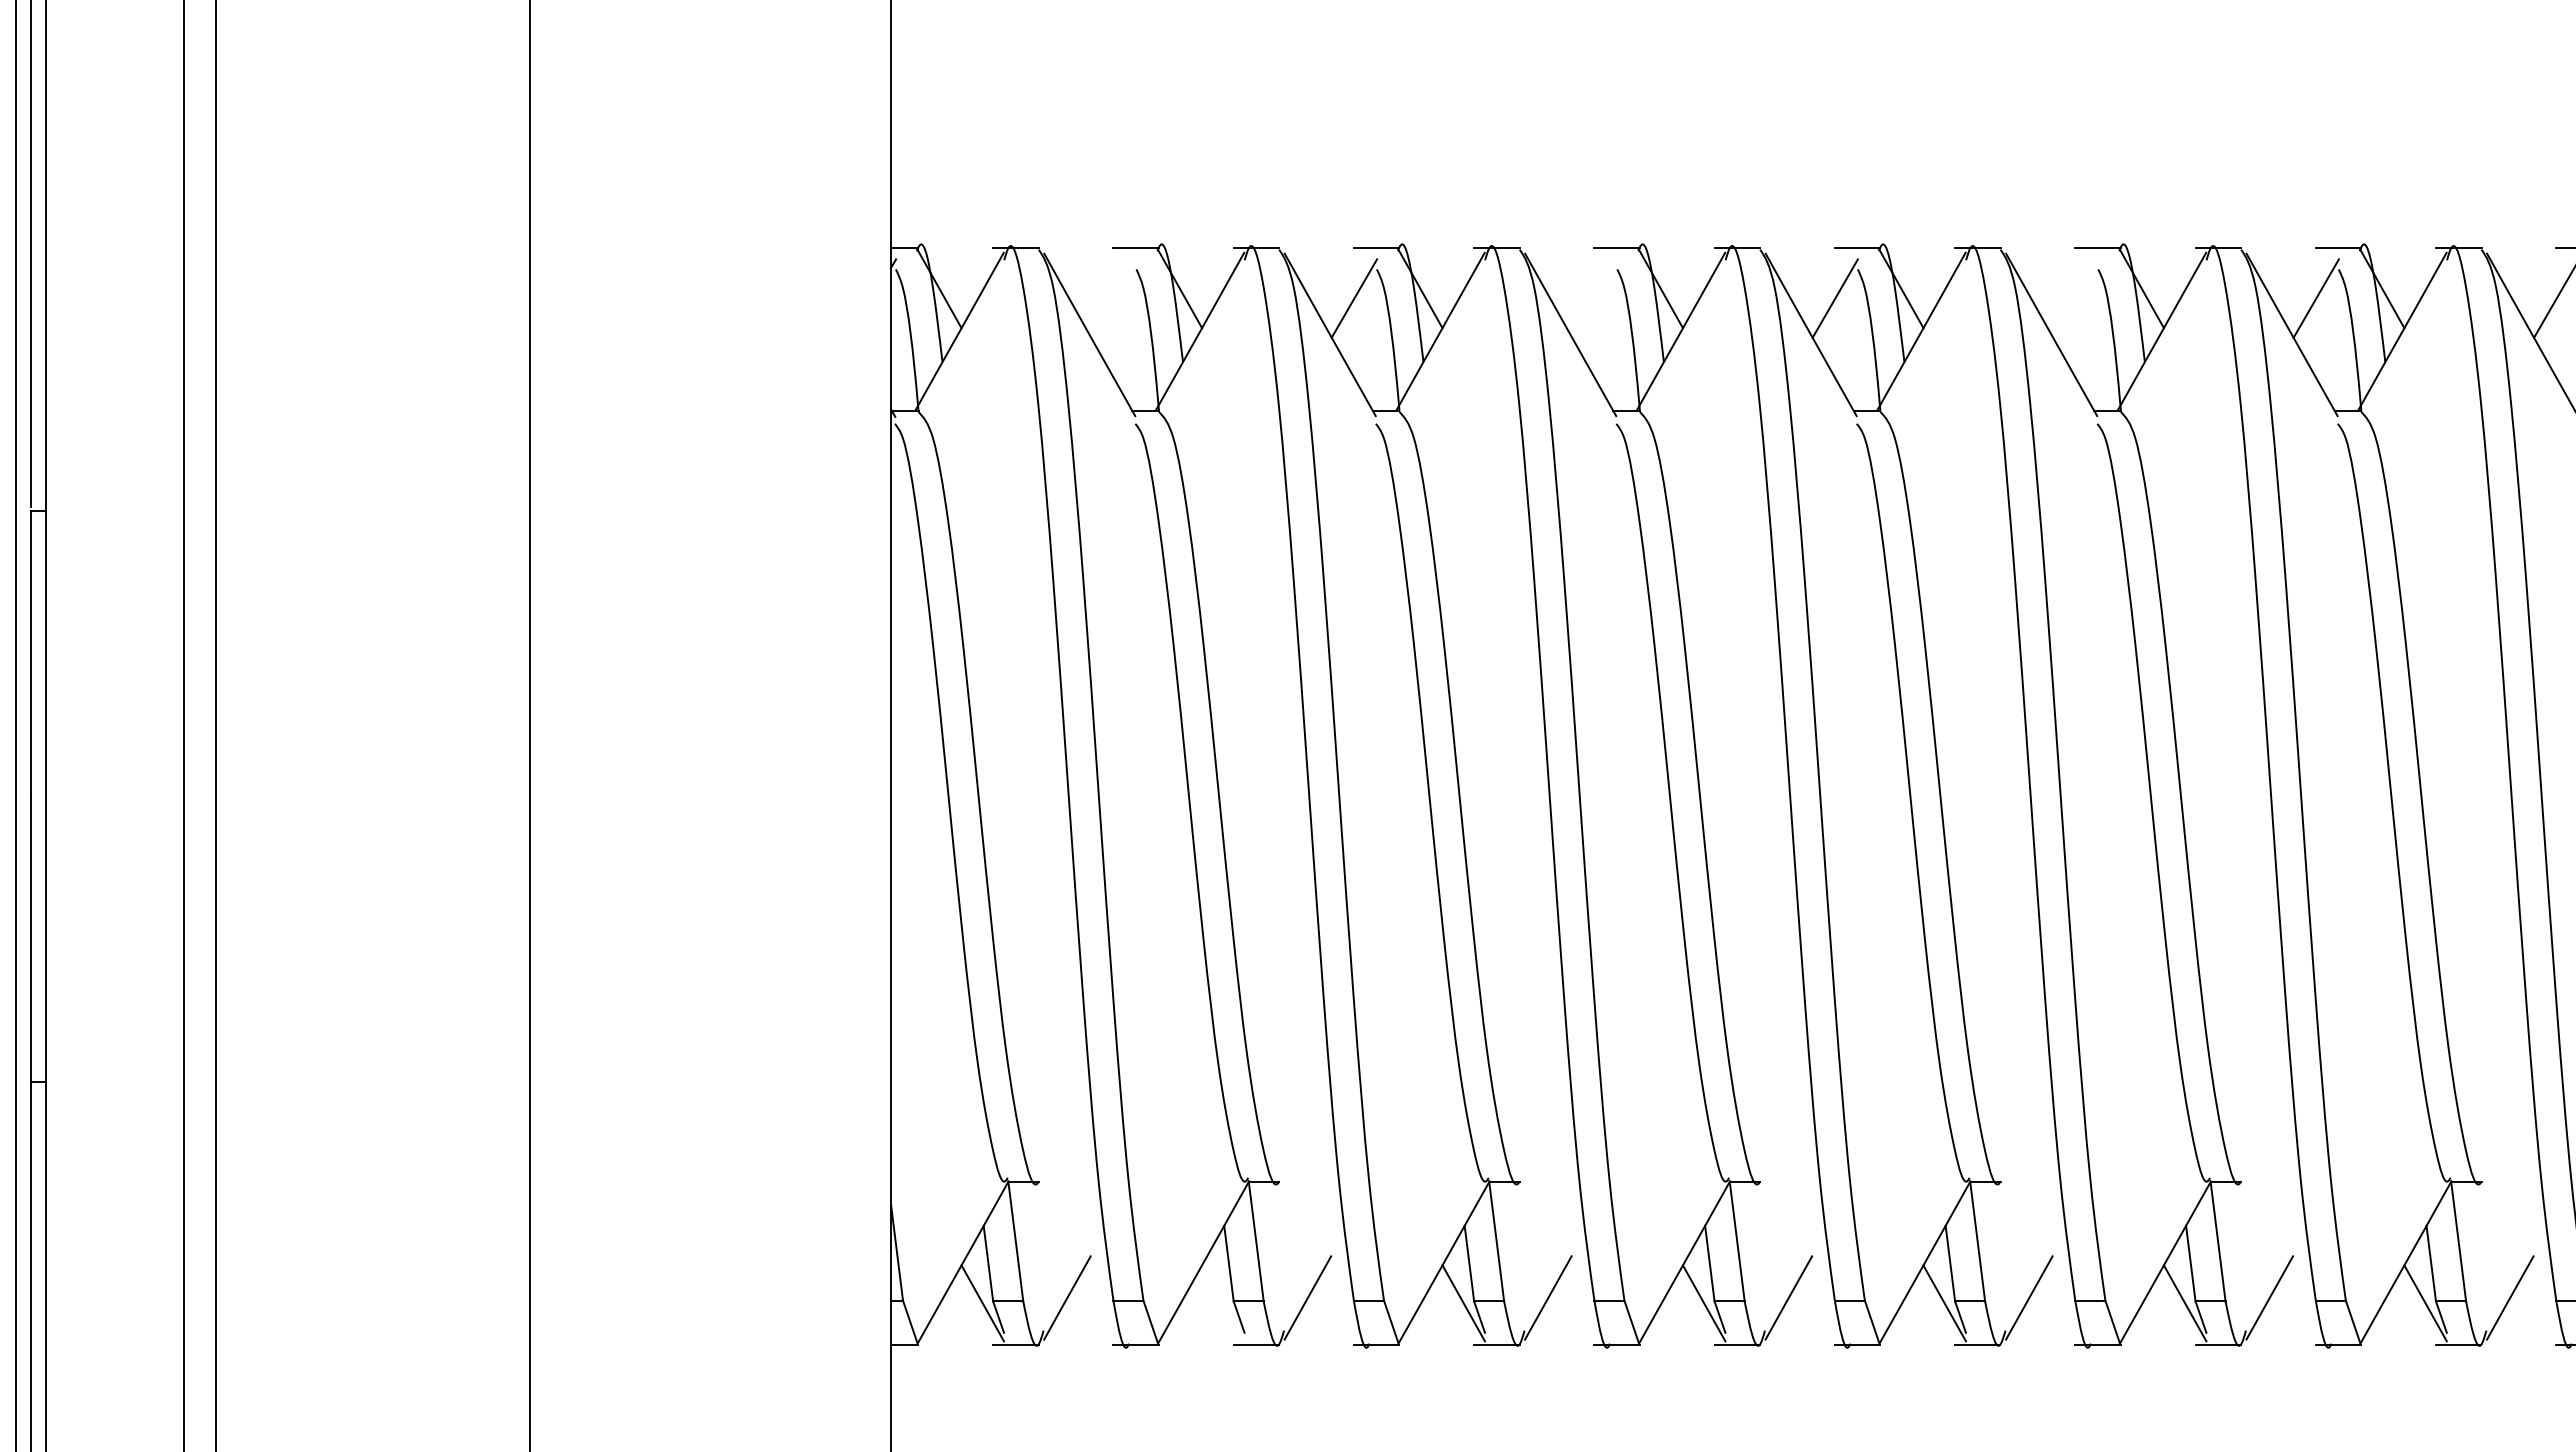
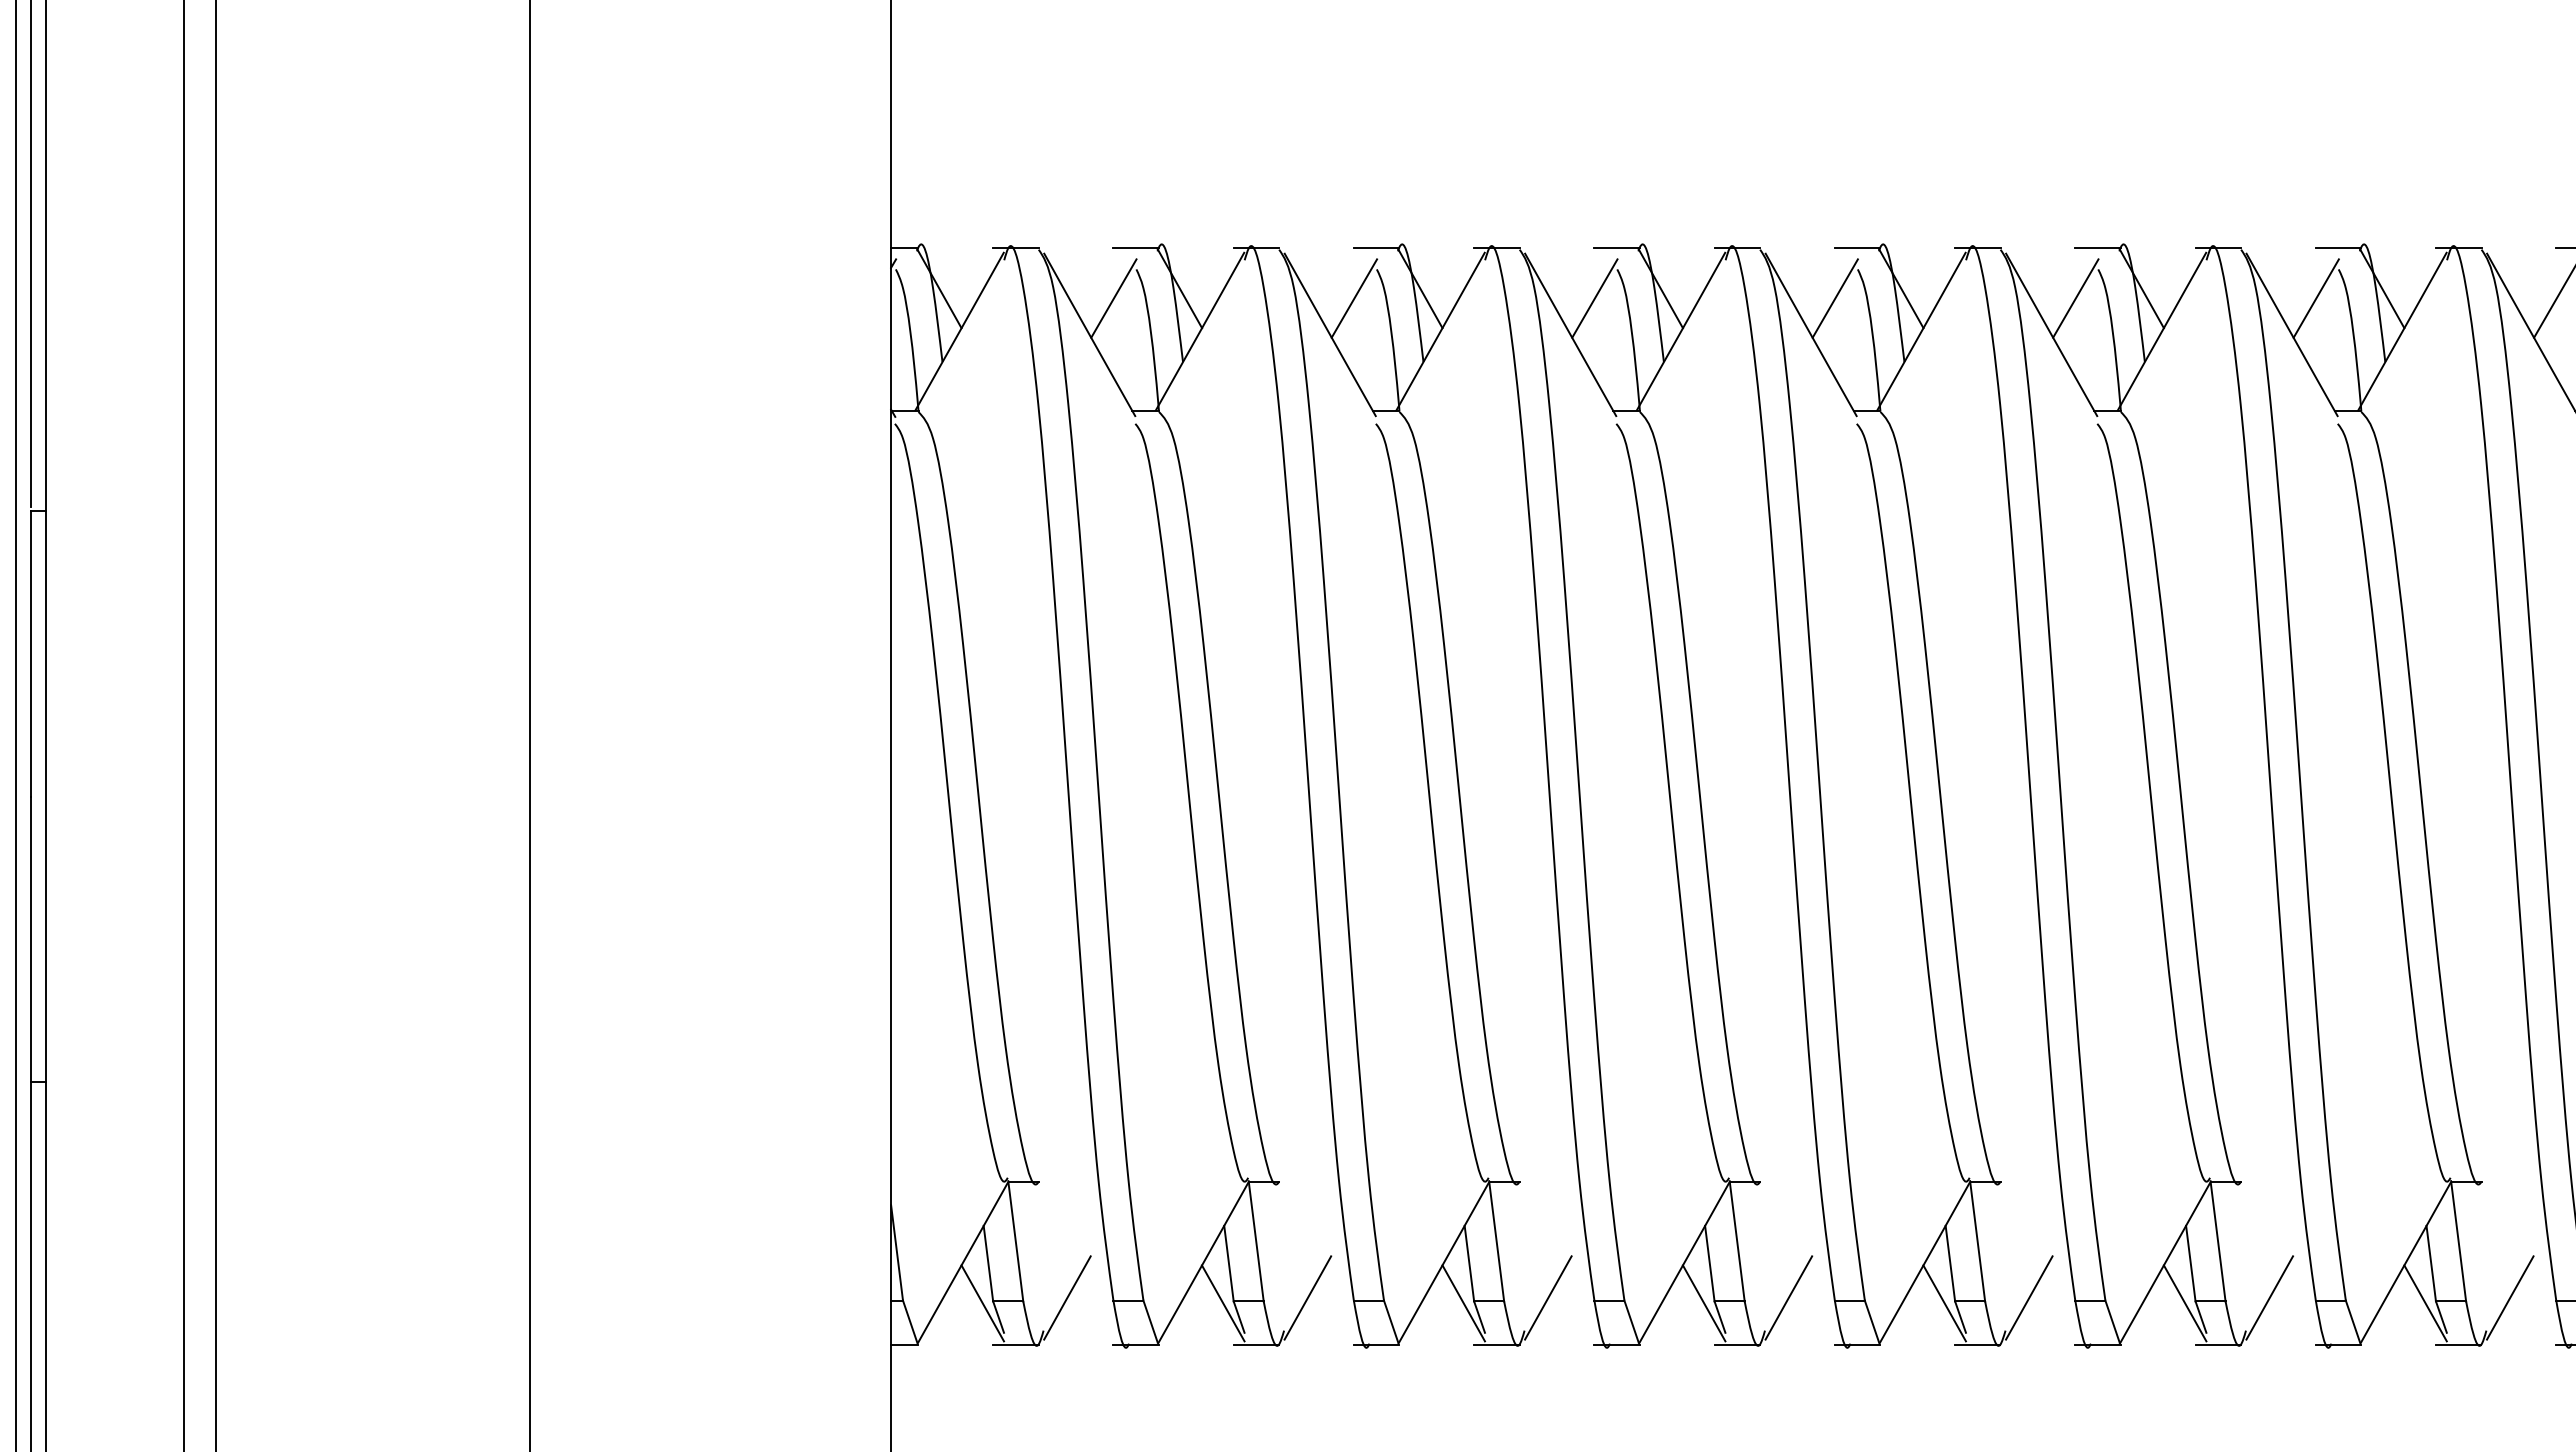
line: none -> present (1113, 298)
line: none -> present (1594, 298)
line: none -> present (2075, 298)
line: none -> present (1222, 1303)
